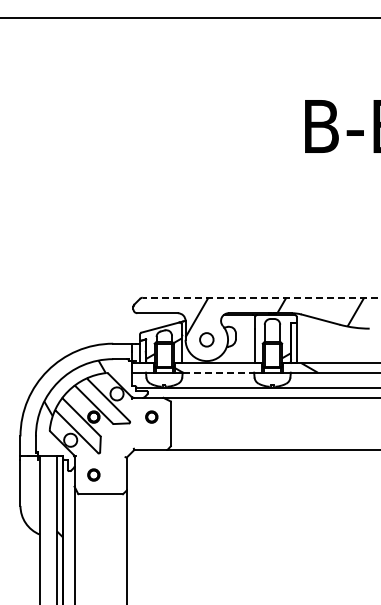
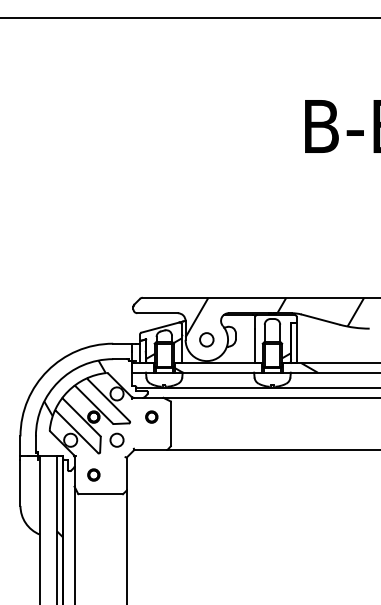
line: dashed -> solid (261, 297)
line: dashed -> solid (218, 372)
circle: none -> present (116, 439)
